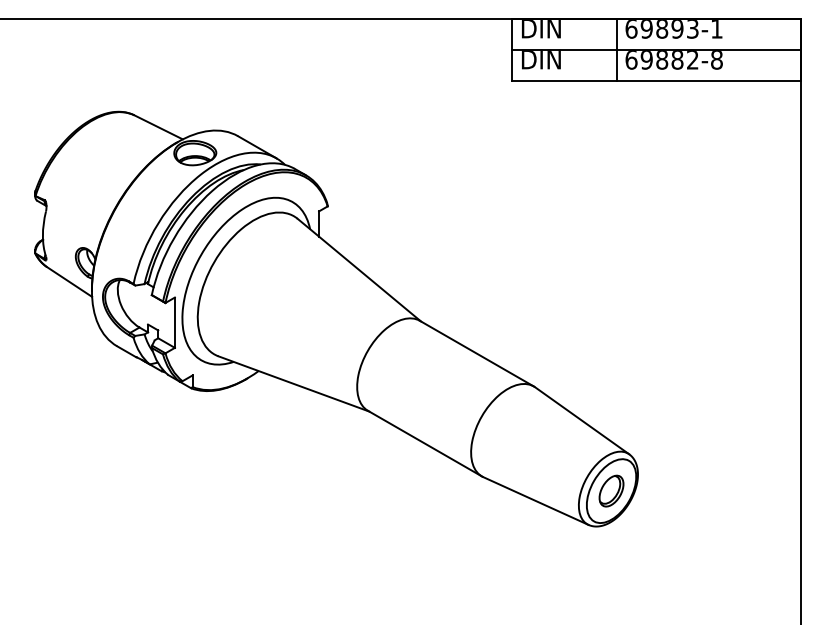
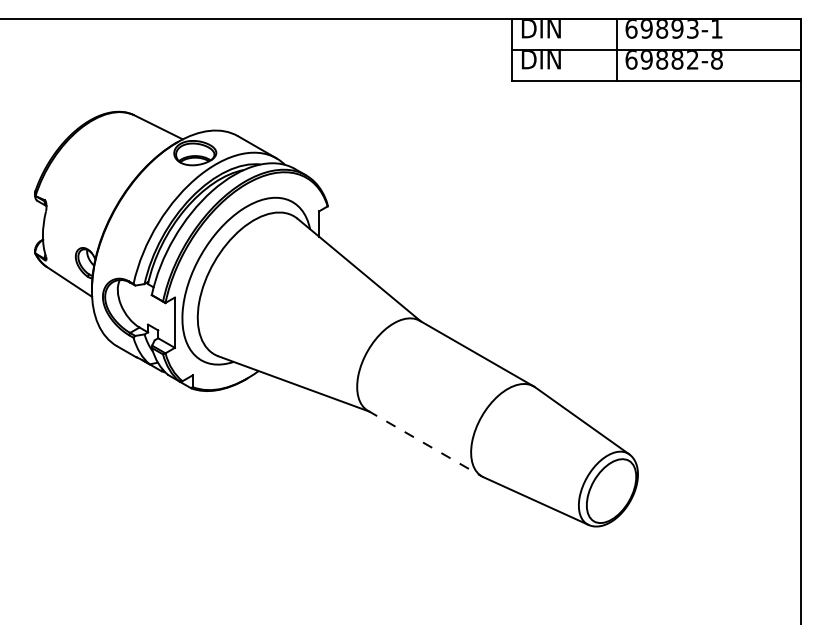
line: solid -> dashed (424, 443)
part: present -> none (611, 490)
